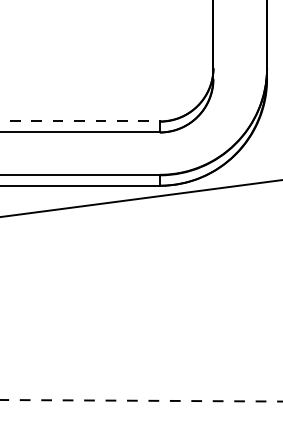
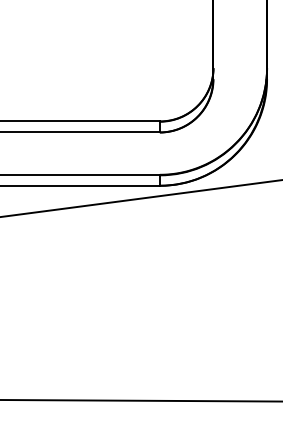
line: dashed -> solid (80, 121)
line: dashed -> solid (141, 400)
